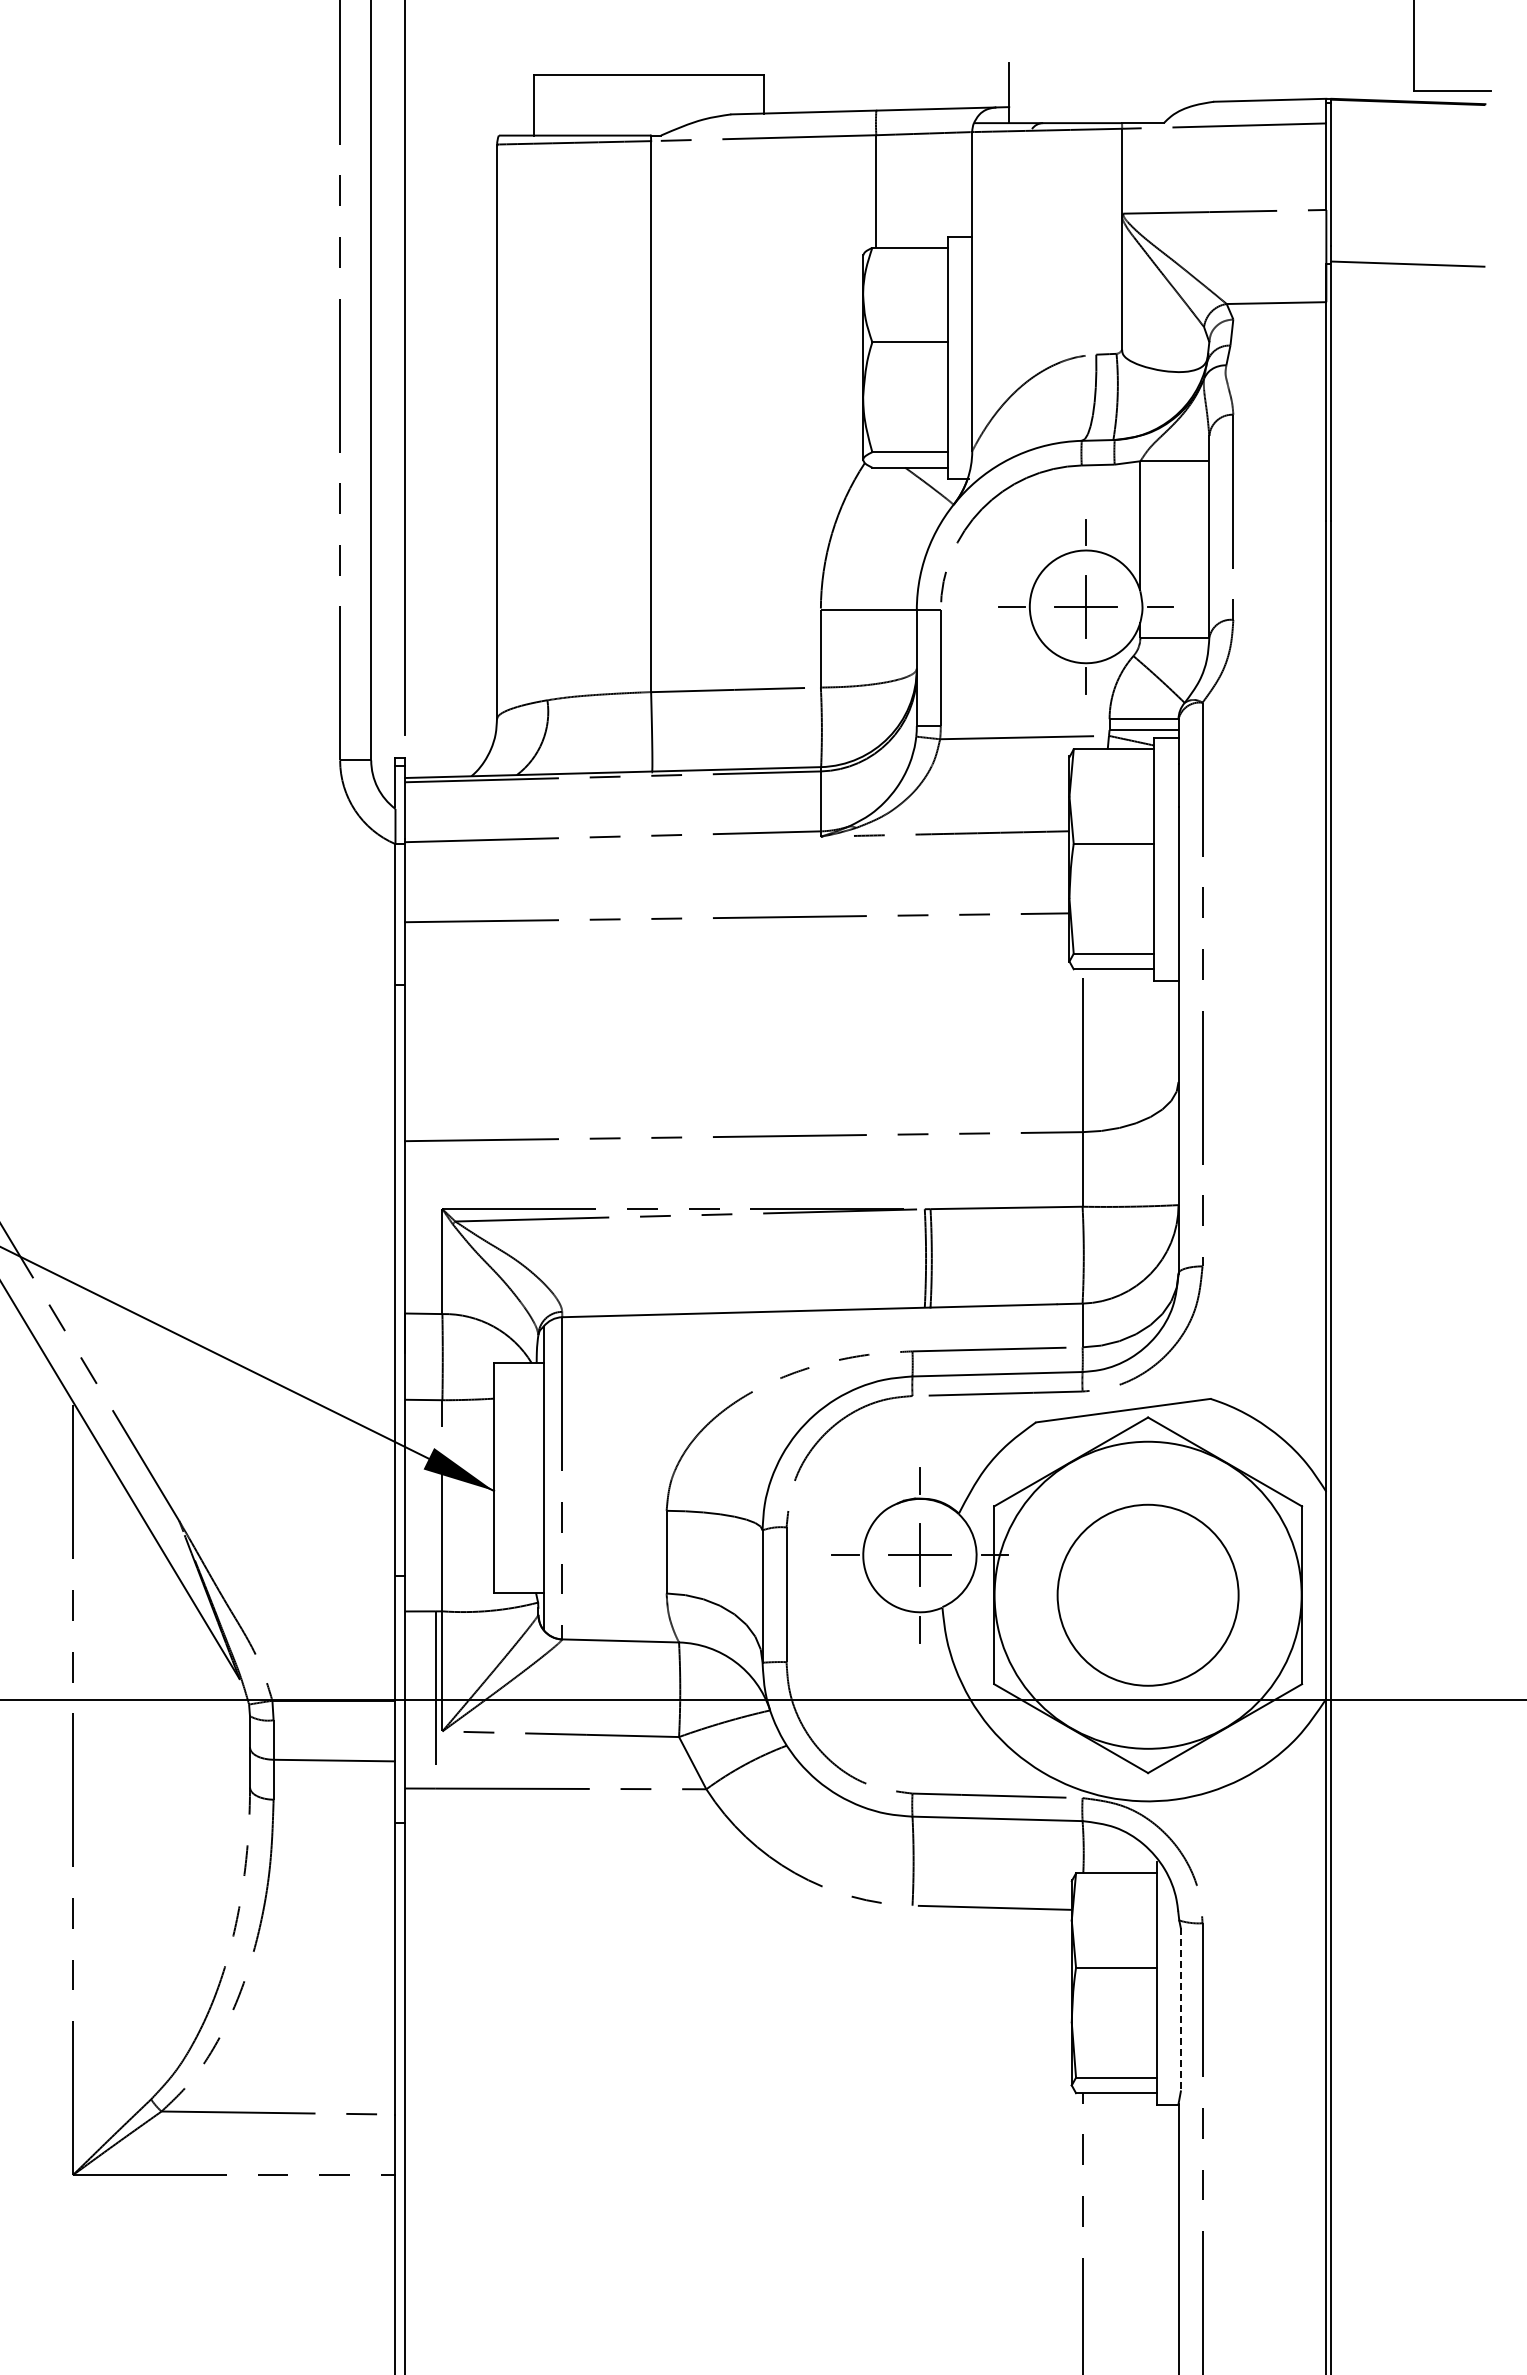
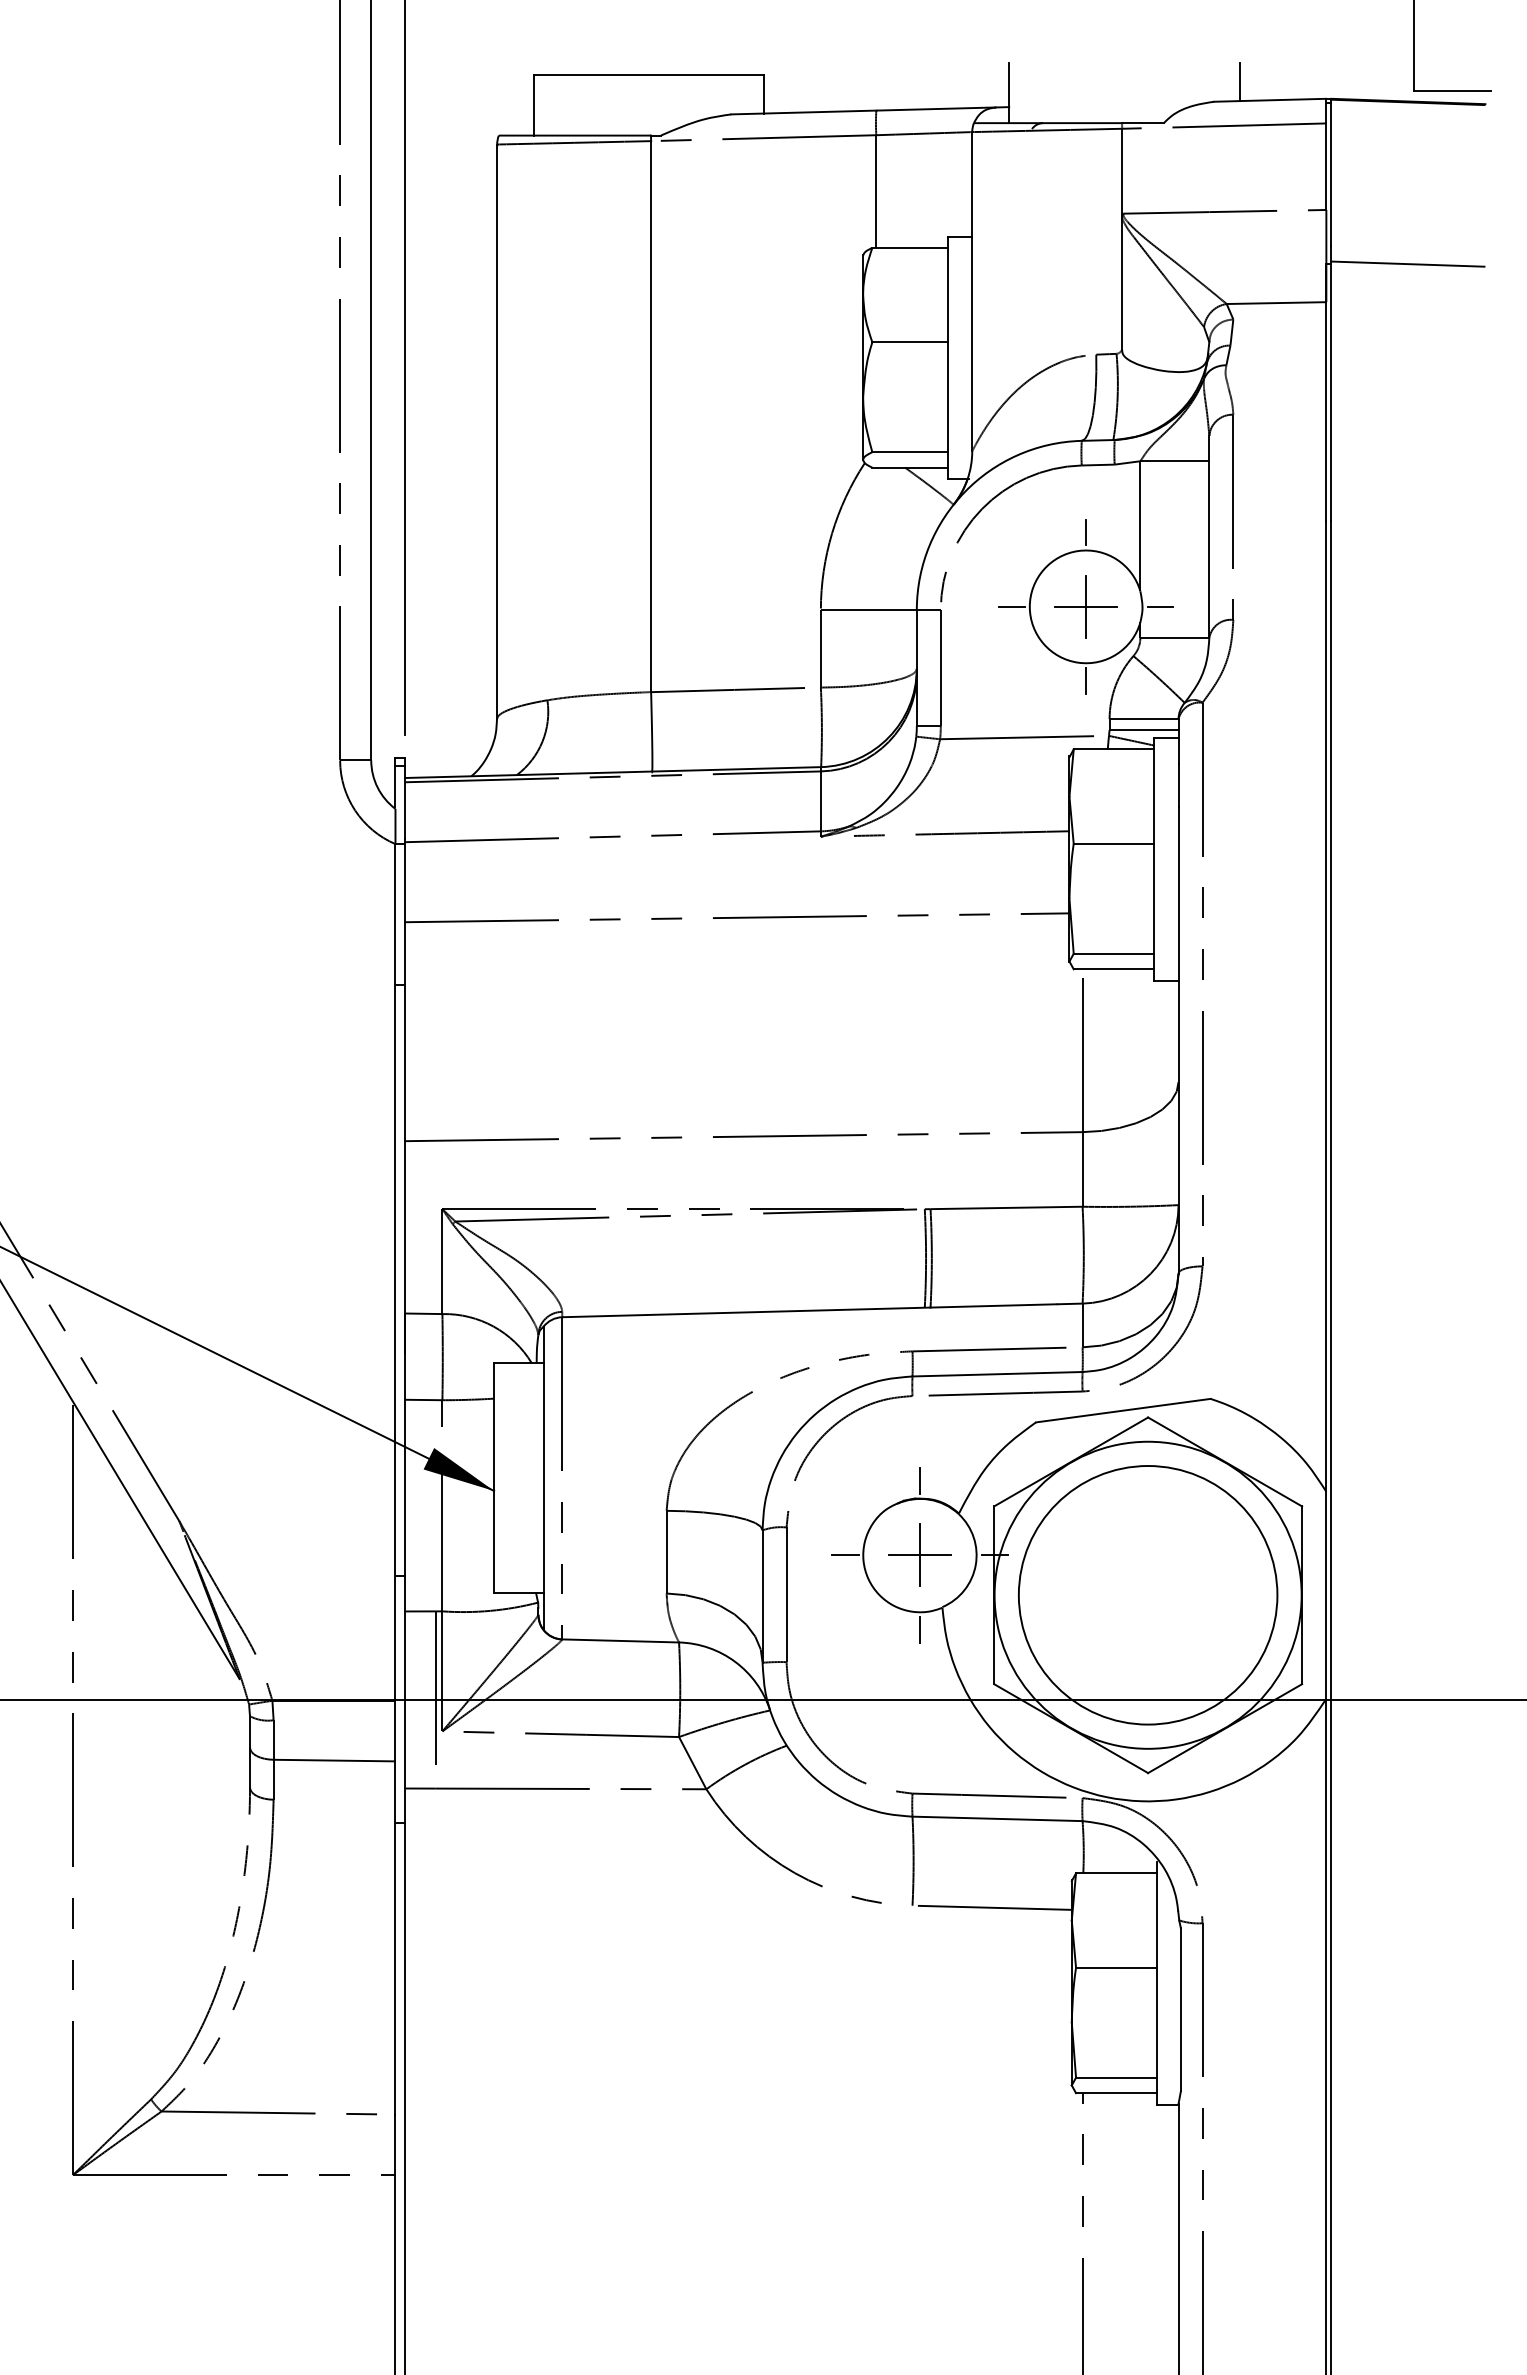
line: none -> present (1239, 81)
circle diameter: 181 px -> 259 px (1147, 1595)
line: dashed -> solid (1180, 2010)
